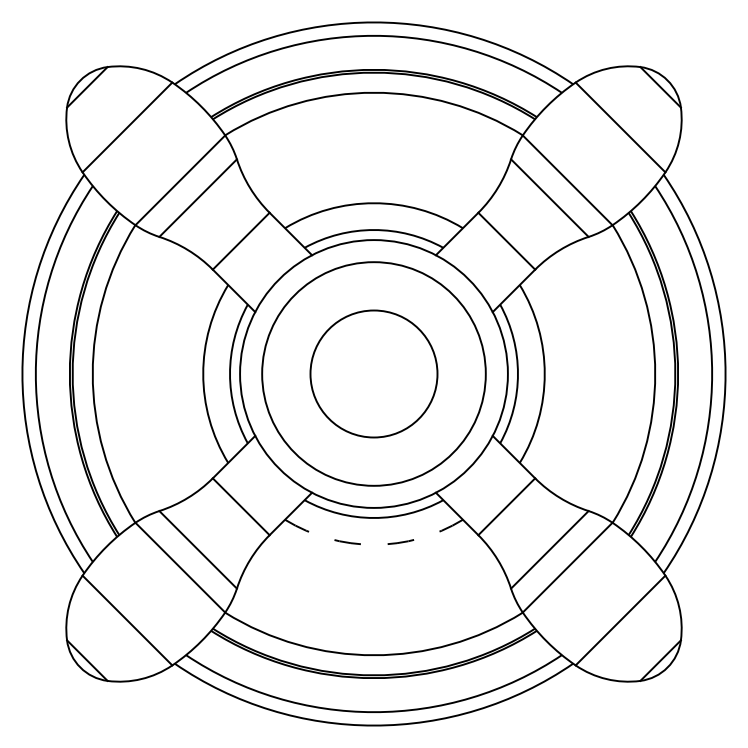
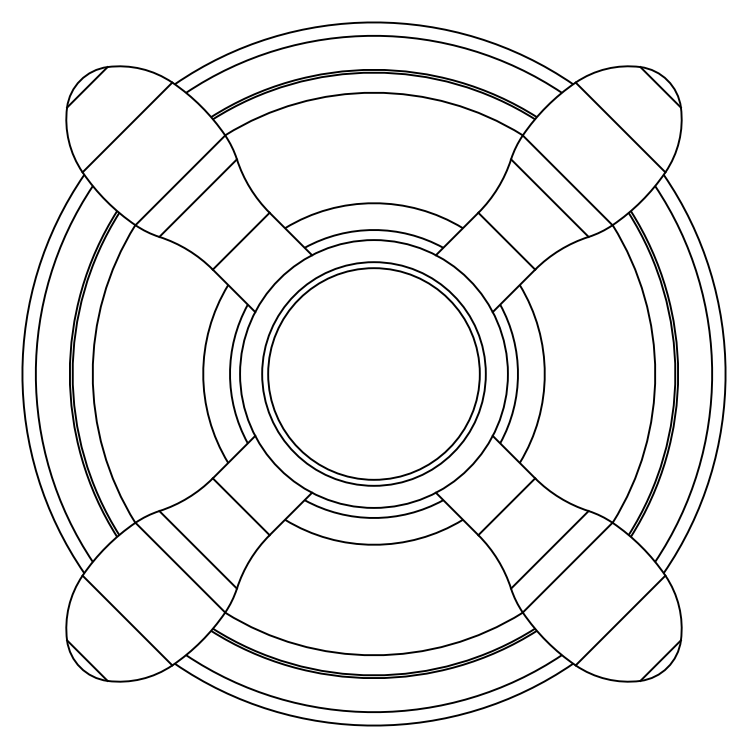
circle diameter: 127 px -> 212 px (373, 373)
arc: dashed -> solid (373, 544)
